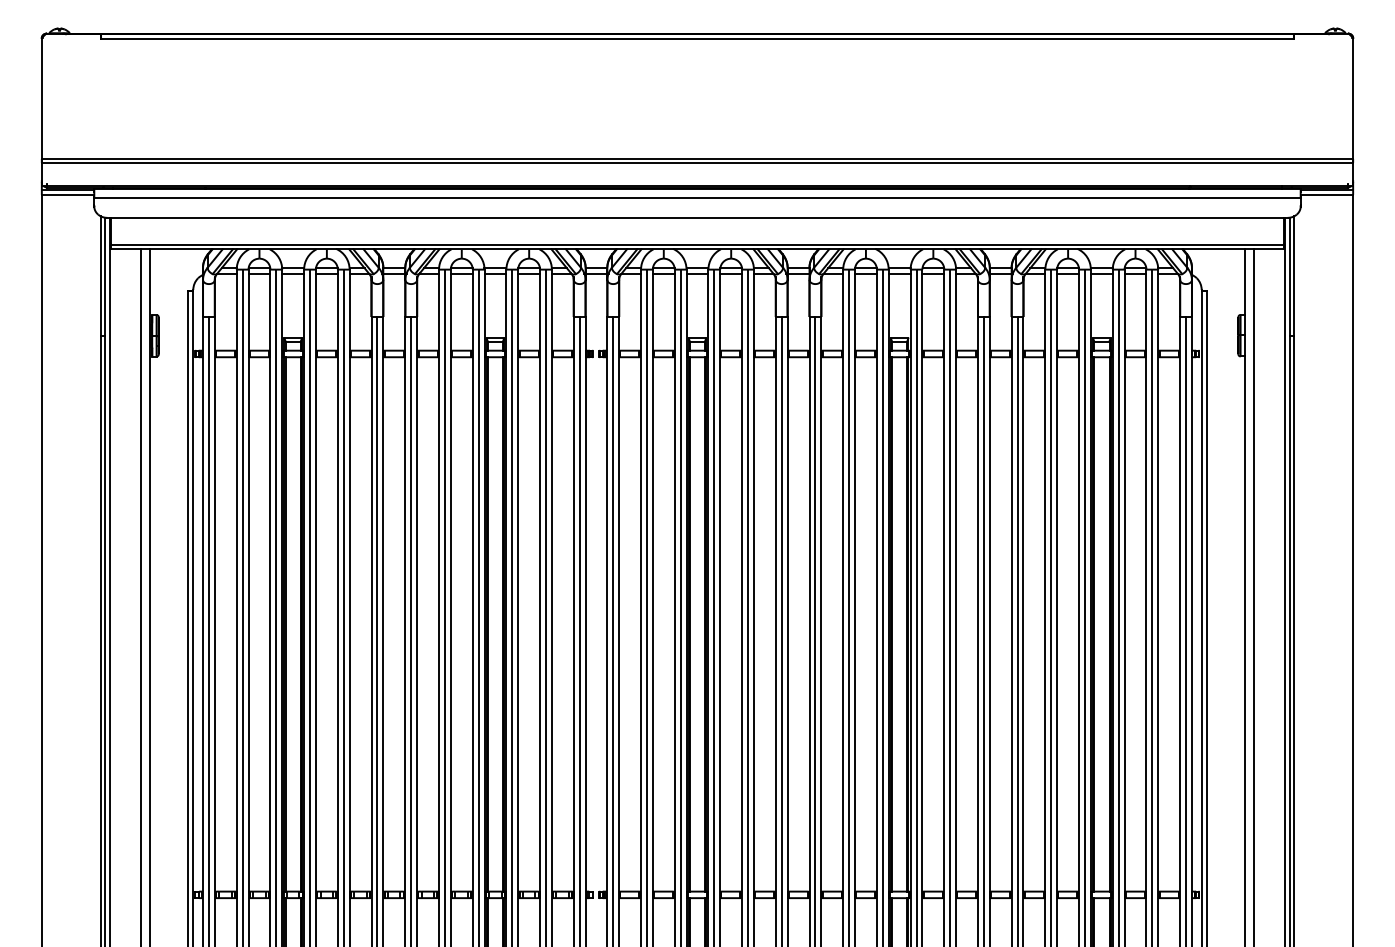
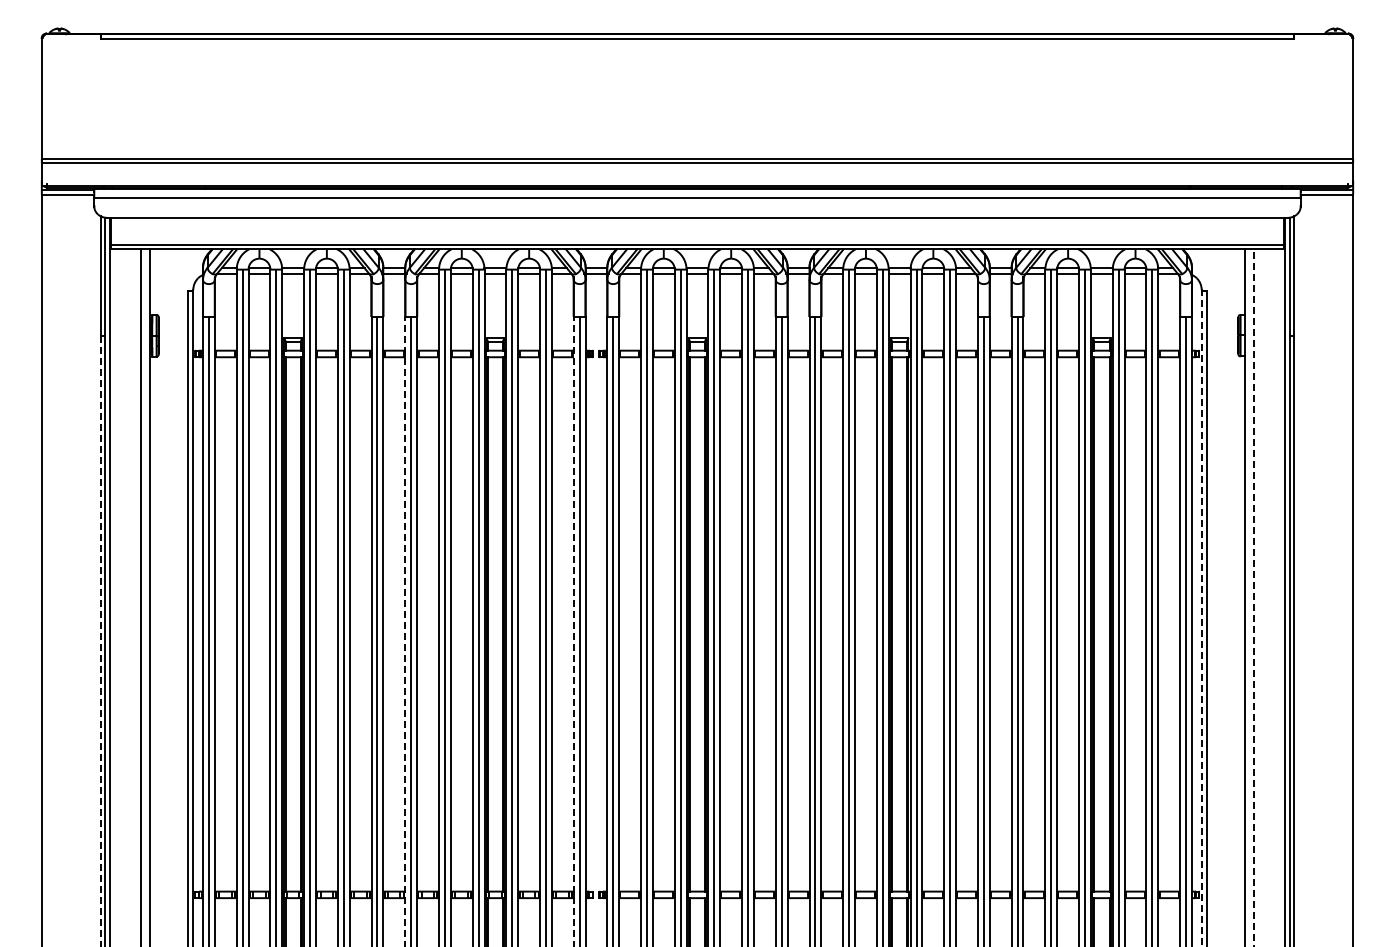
line: solid -> dashed (1254, 598)
line: solid -> dashed (1201, 618)
line: solid -> dashed (405, 631)
line: solid -> dashed (573, 631)
line: solid -> dashed (100, 641)
